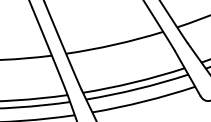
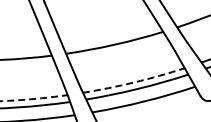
arc: solid -> dashed (134, 82)
arc: solid -> dashed (33, 98)
